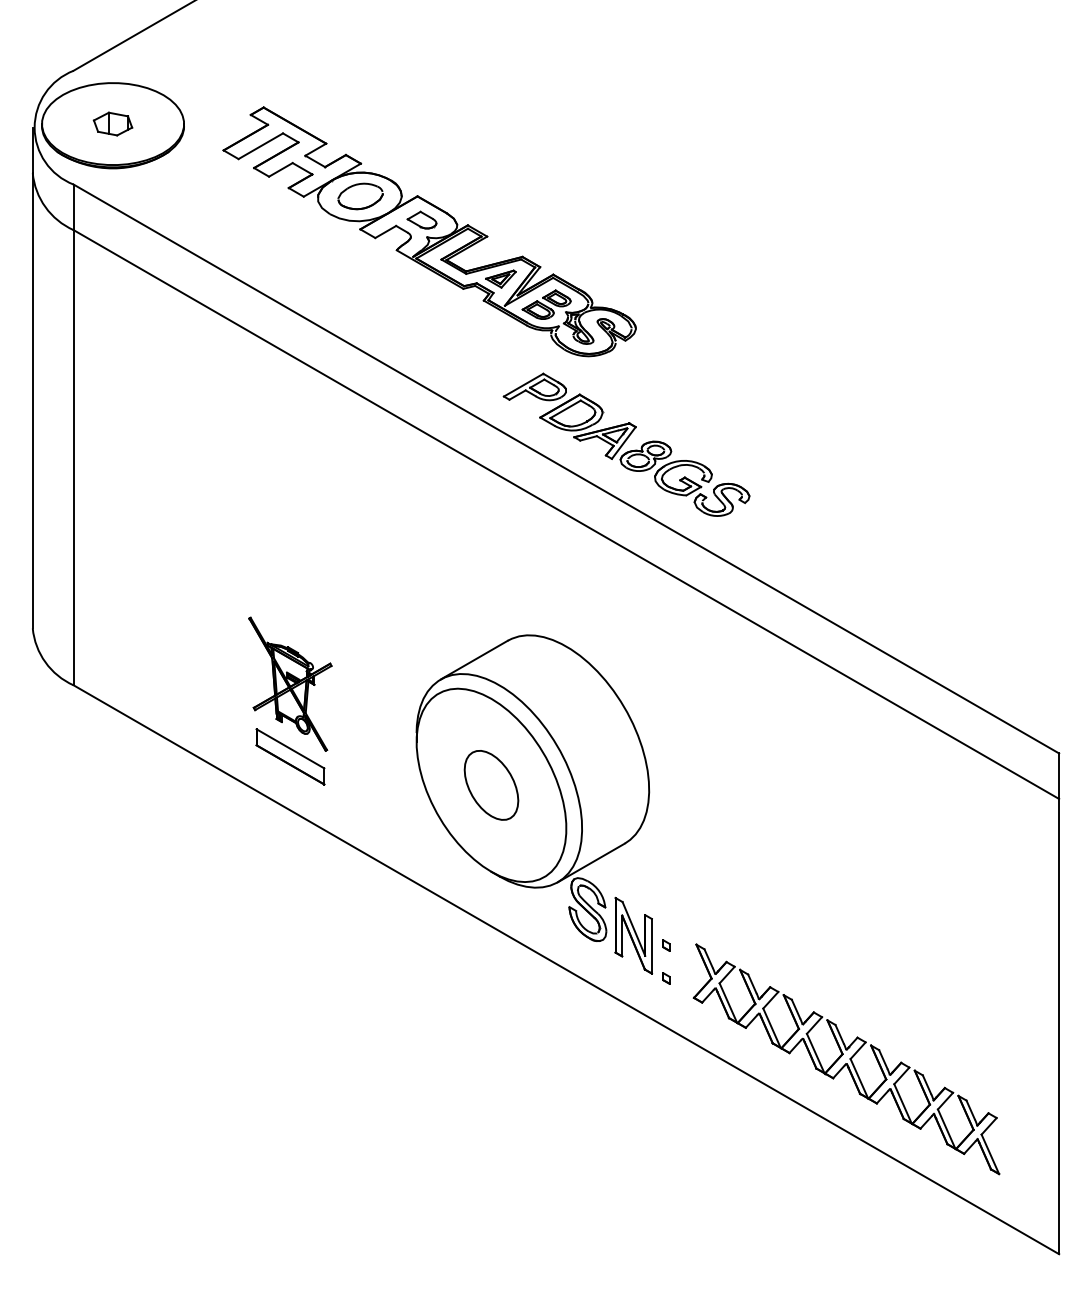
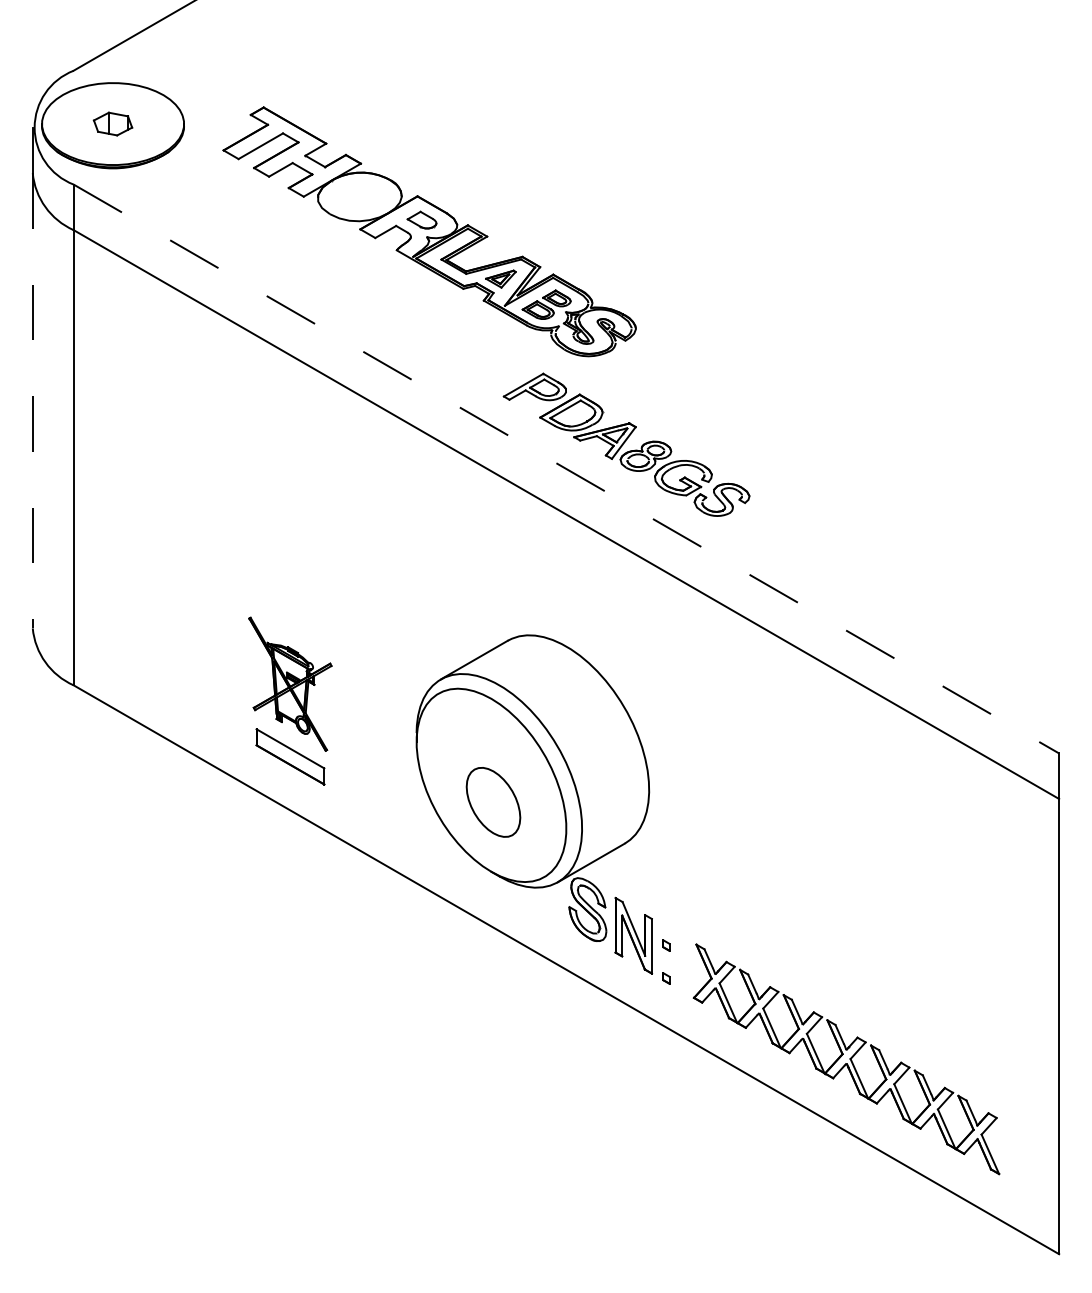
part: present -> none (361, 207)
line: solid -> dashed (32, 400)
line: solid -> dashed (566, 469)
part position: (491, 785) -> (493, 802) (493, 802)
